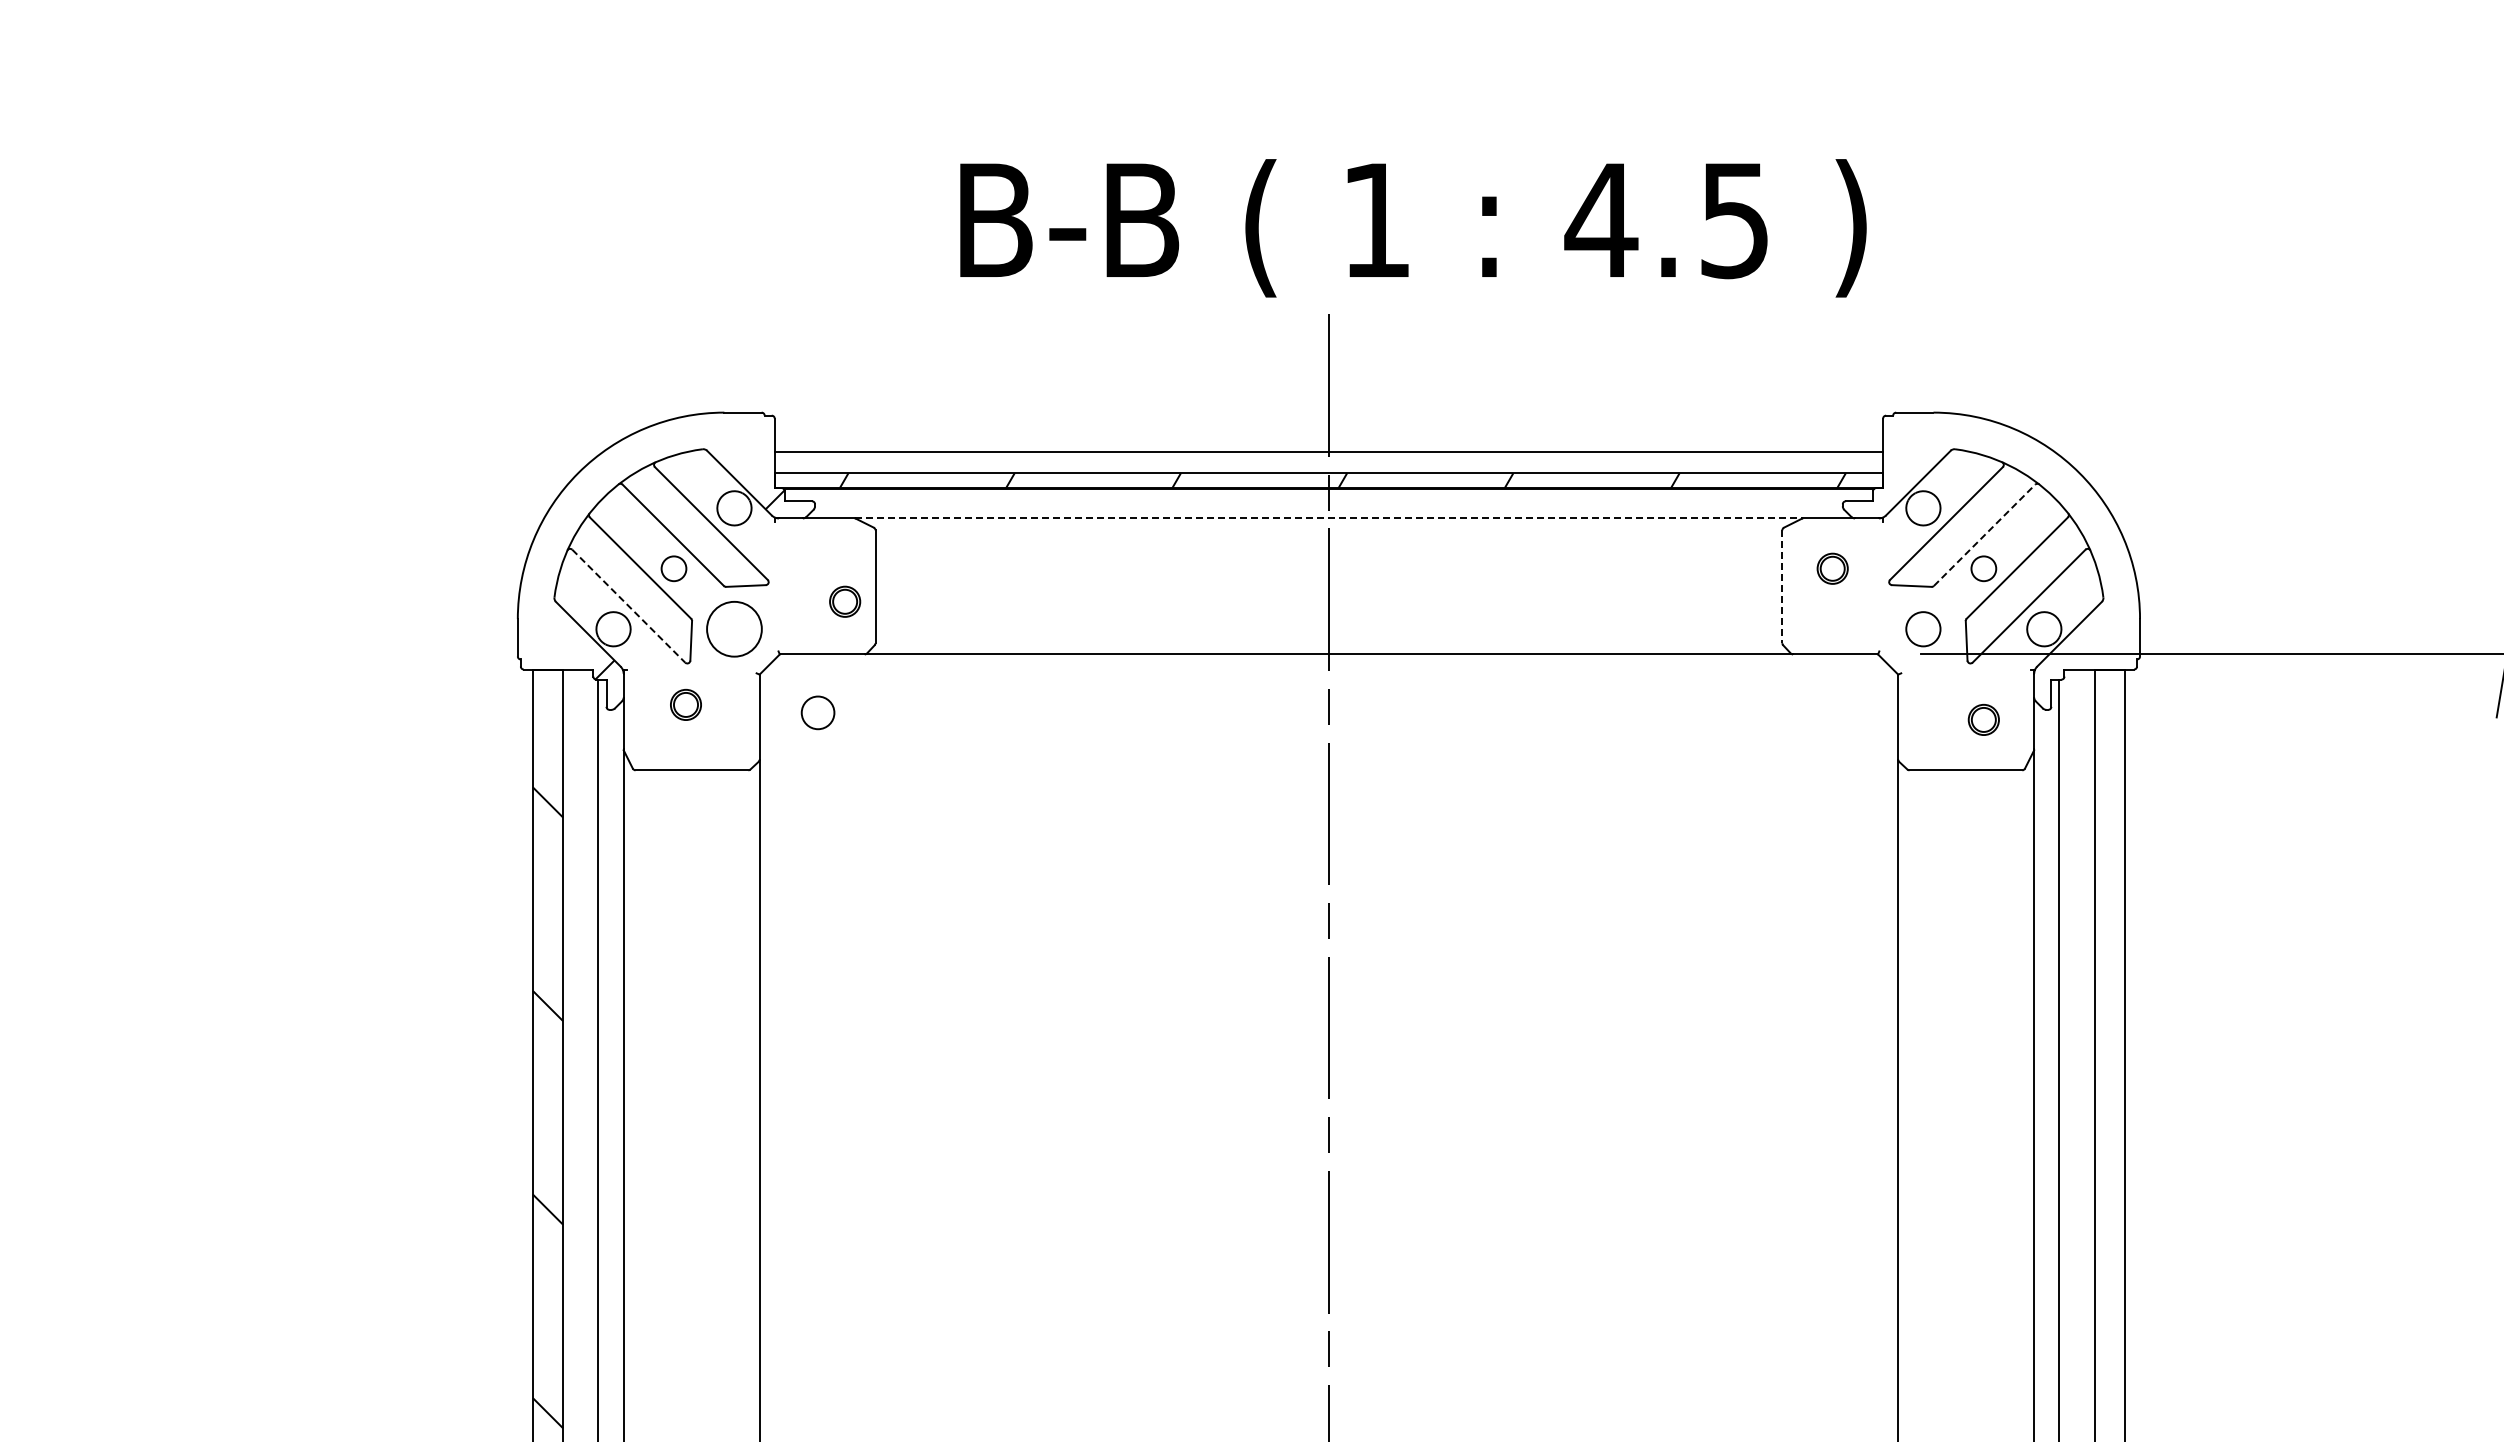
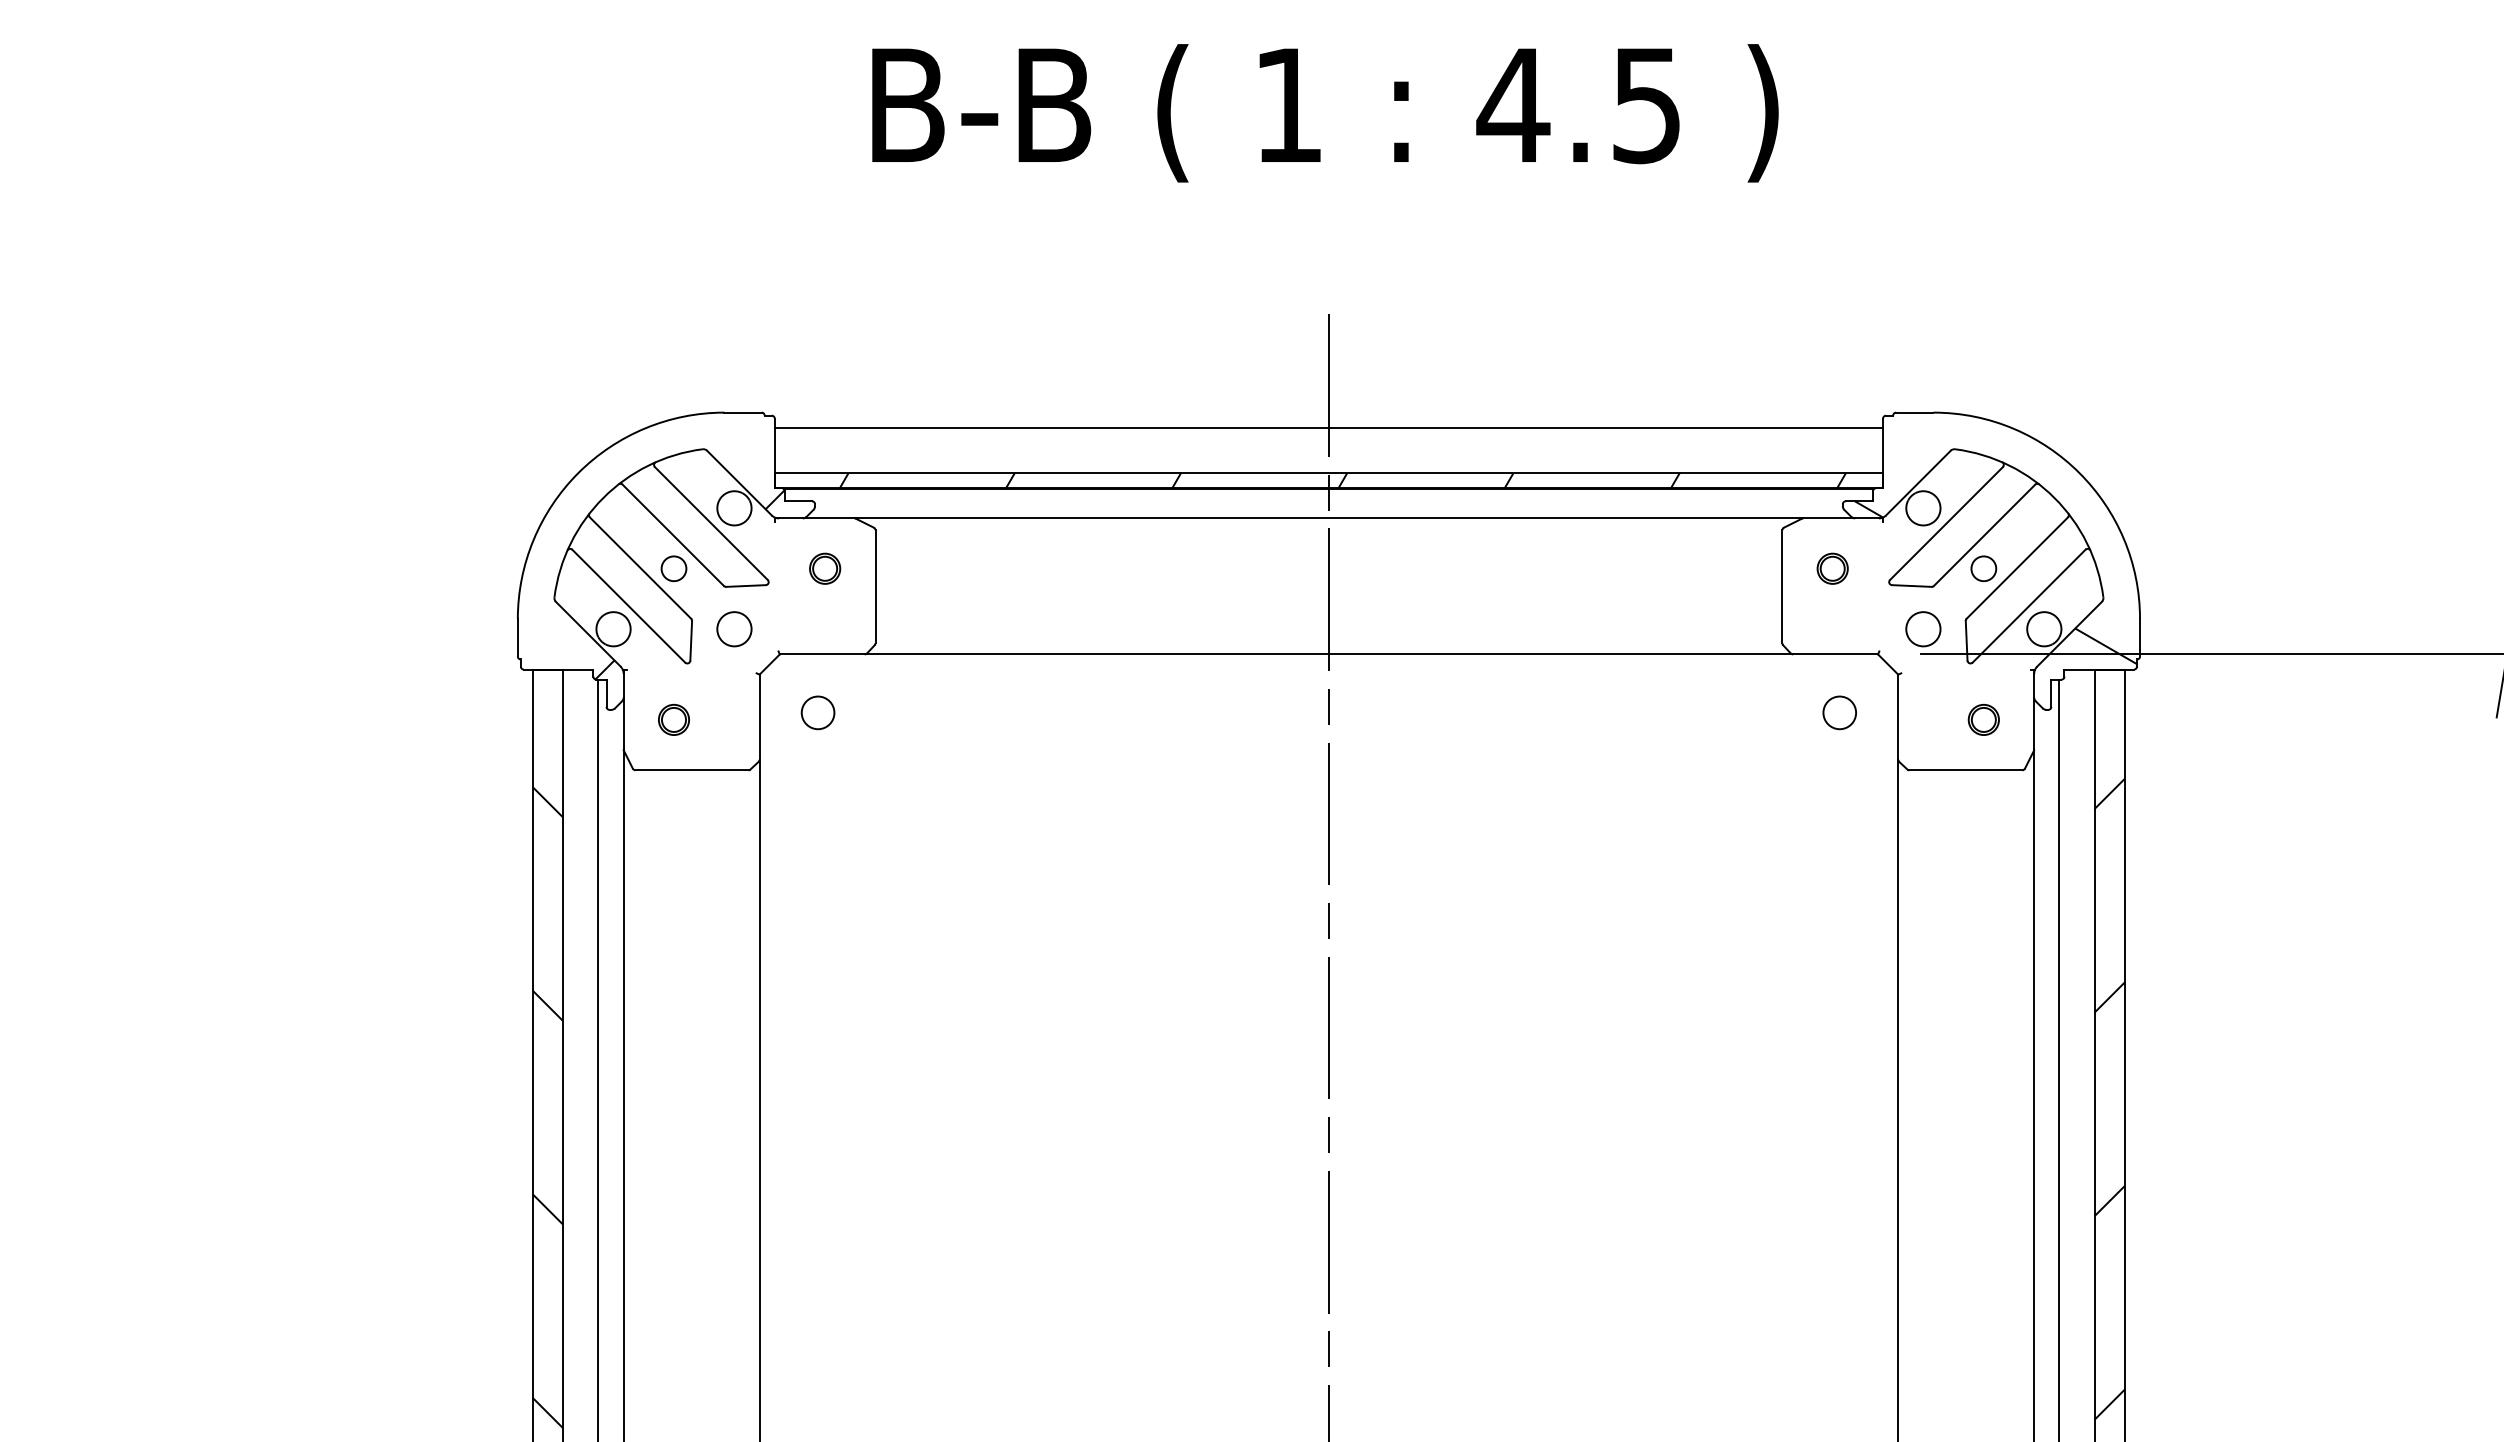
text position: (1413, 228) -> (1325, 113) (1325, 113)
line position: (1328, 451) -> (1328, 427) (1328, 427)
line: dashed -> solid (1329, 518)
line: dashed -> solid (1984, 535)
hatch: none -> present (1995, 582)
line: dashed -> solid (1782, 587)
part position: (845, 601) -> (825, 568) (825, 568)
line: dashed -> solid (628, 606)
circle diameter: 55 px -> 34 px (734, 629)
part position: (685, 704) -> (673, 719) (673, 719)
circle: none -> present (1839, 712)
hatch: none -> present (2109, 1098)
